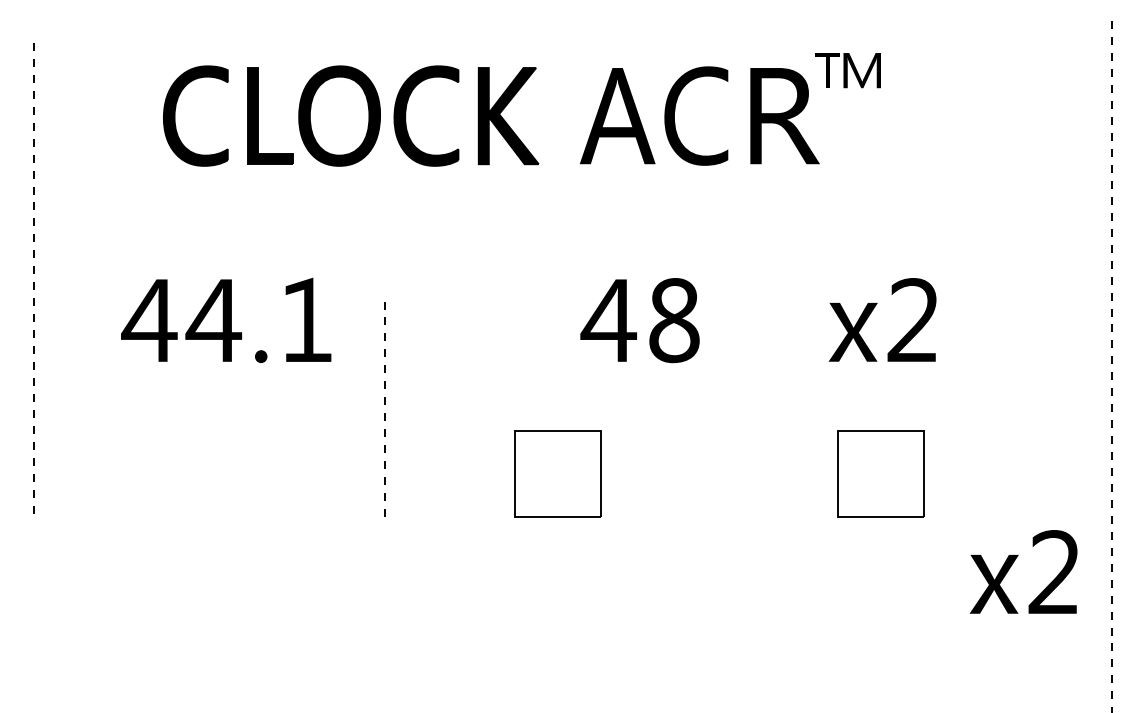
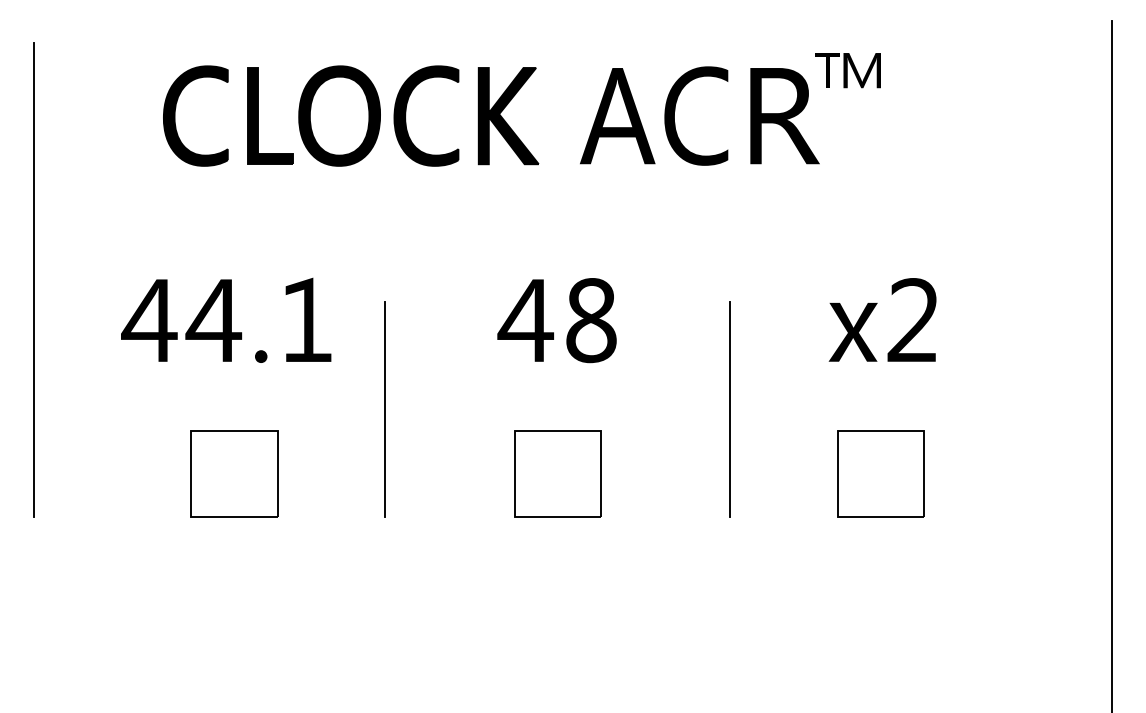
line: dashed -> solid (34, 280)
part position: (636, 332) -> (553, 332) (553, 332)
line: dashed -> solid (1111, 367)
line: dashed -> solid (385, 409)
line: none -> present (730, 409)
part: none -> present (234, 473)
part: present -> none (1012, 565)
